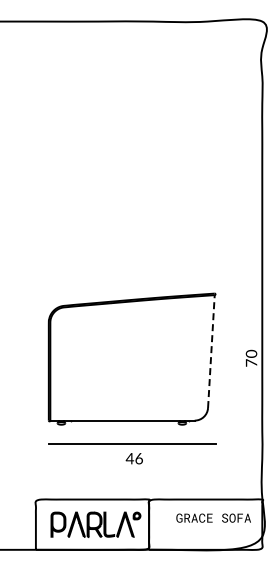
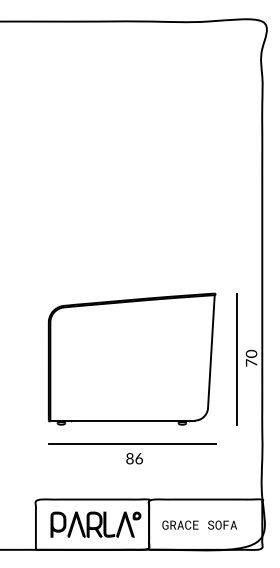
line: dashed -> solid (211, 351)
line: none -> present (237, 358)
text: 46 -> 86 (129, 458)
text position: (213, 517) -> (199, 524) (199, 524)
